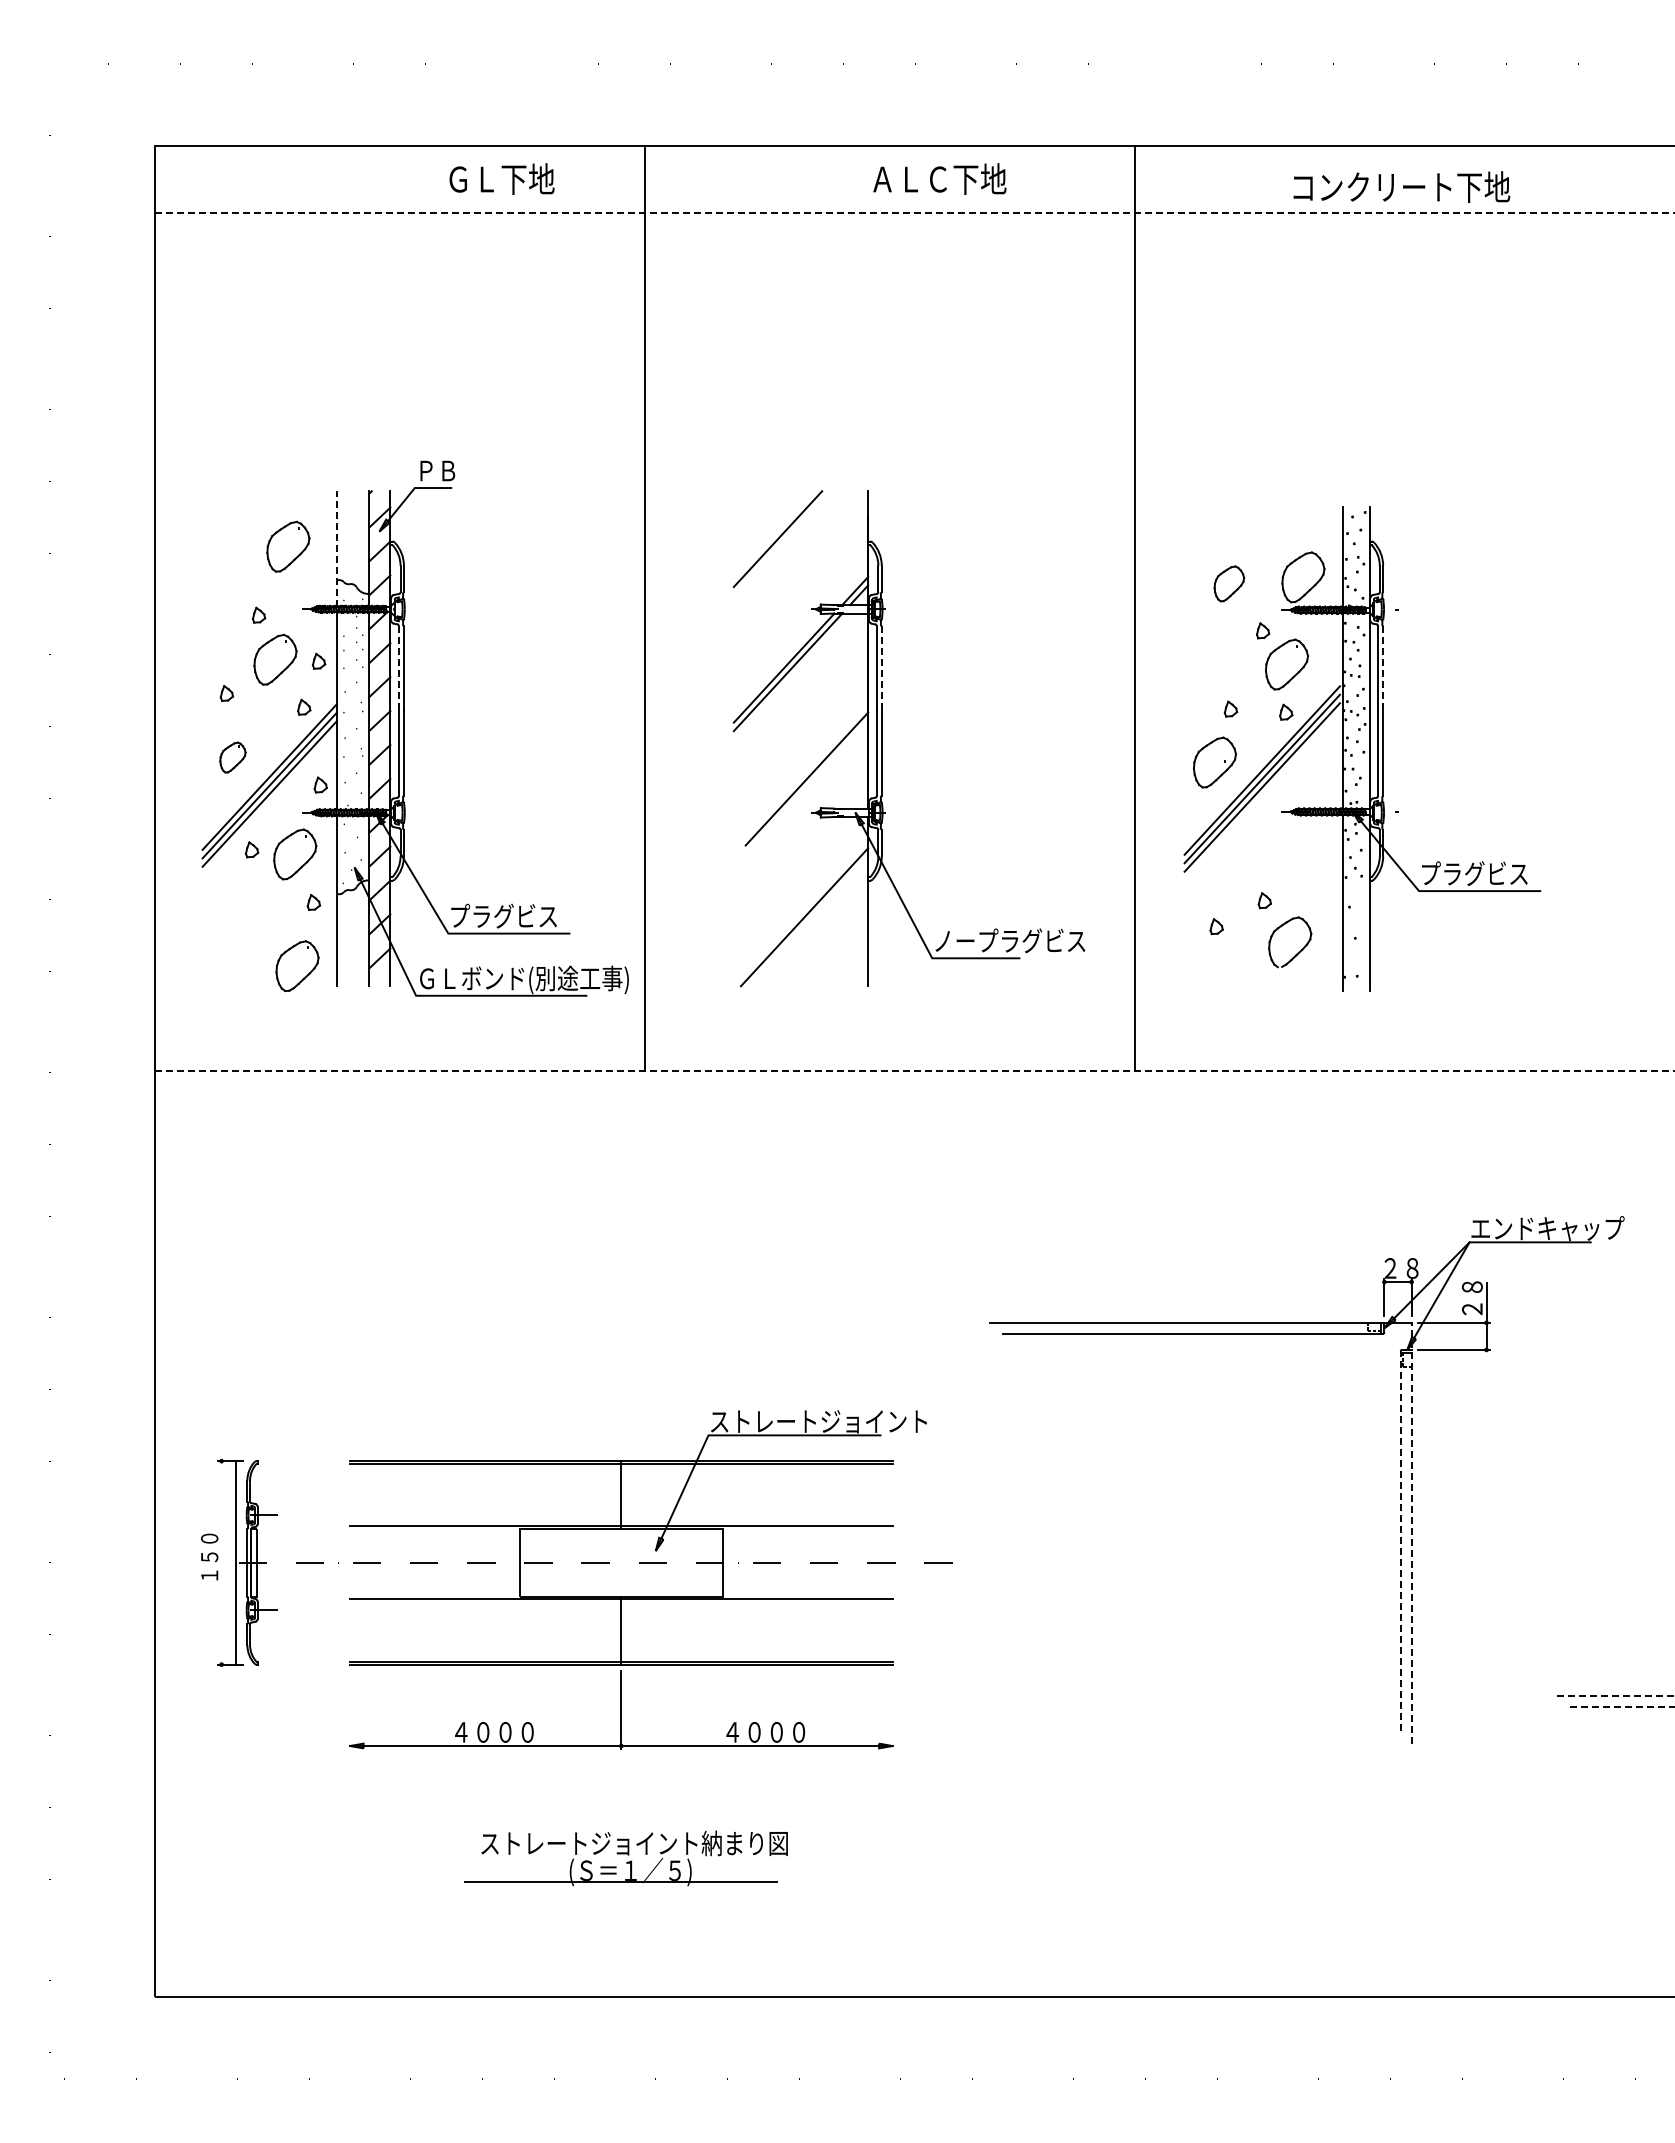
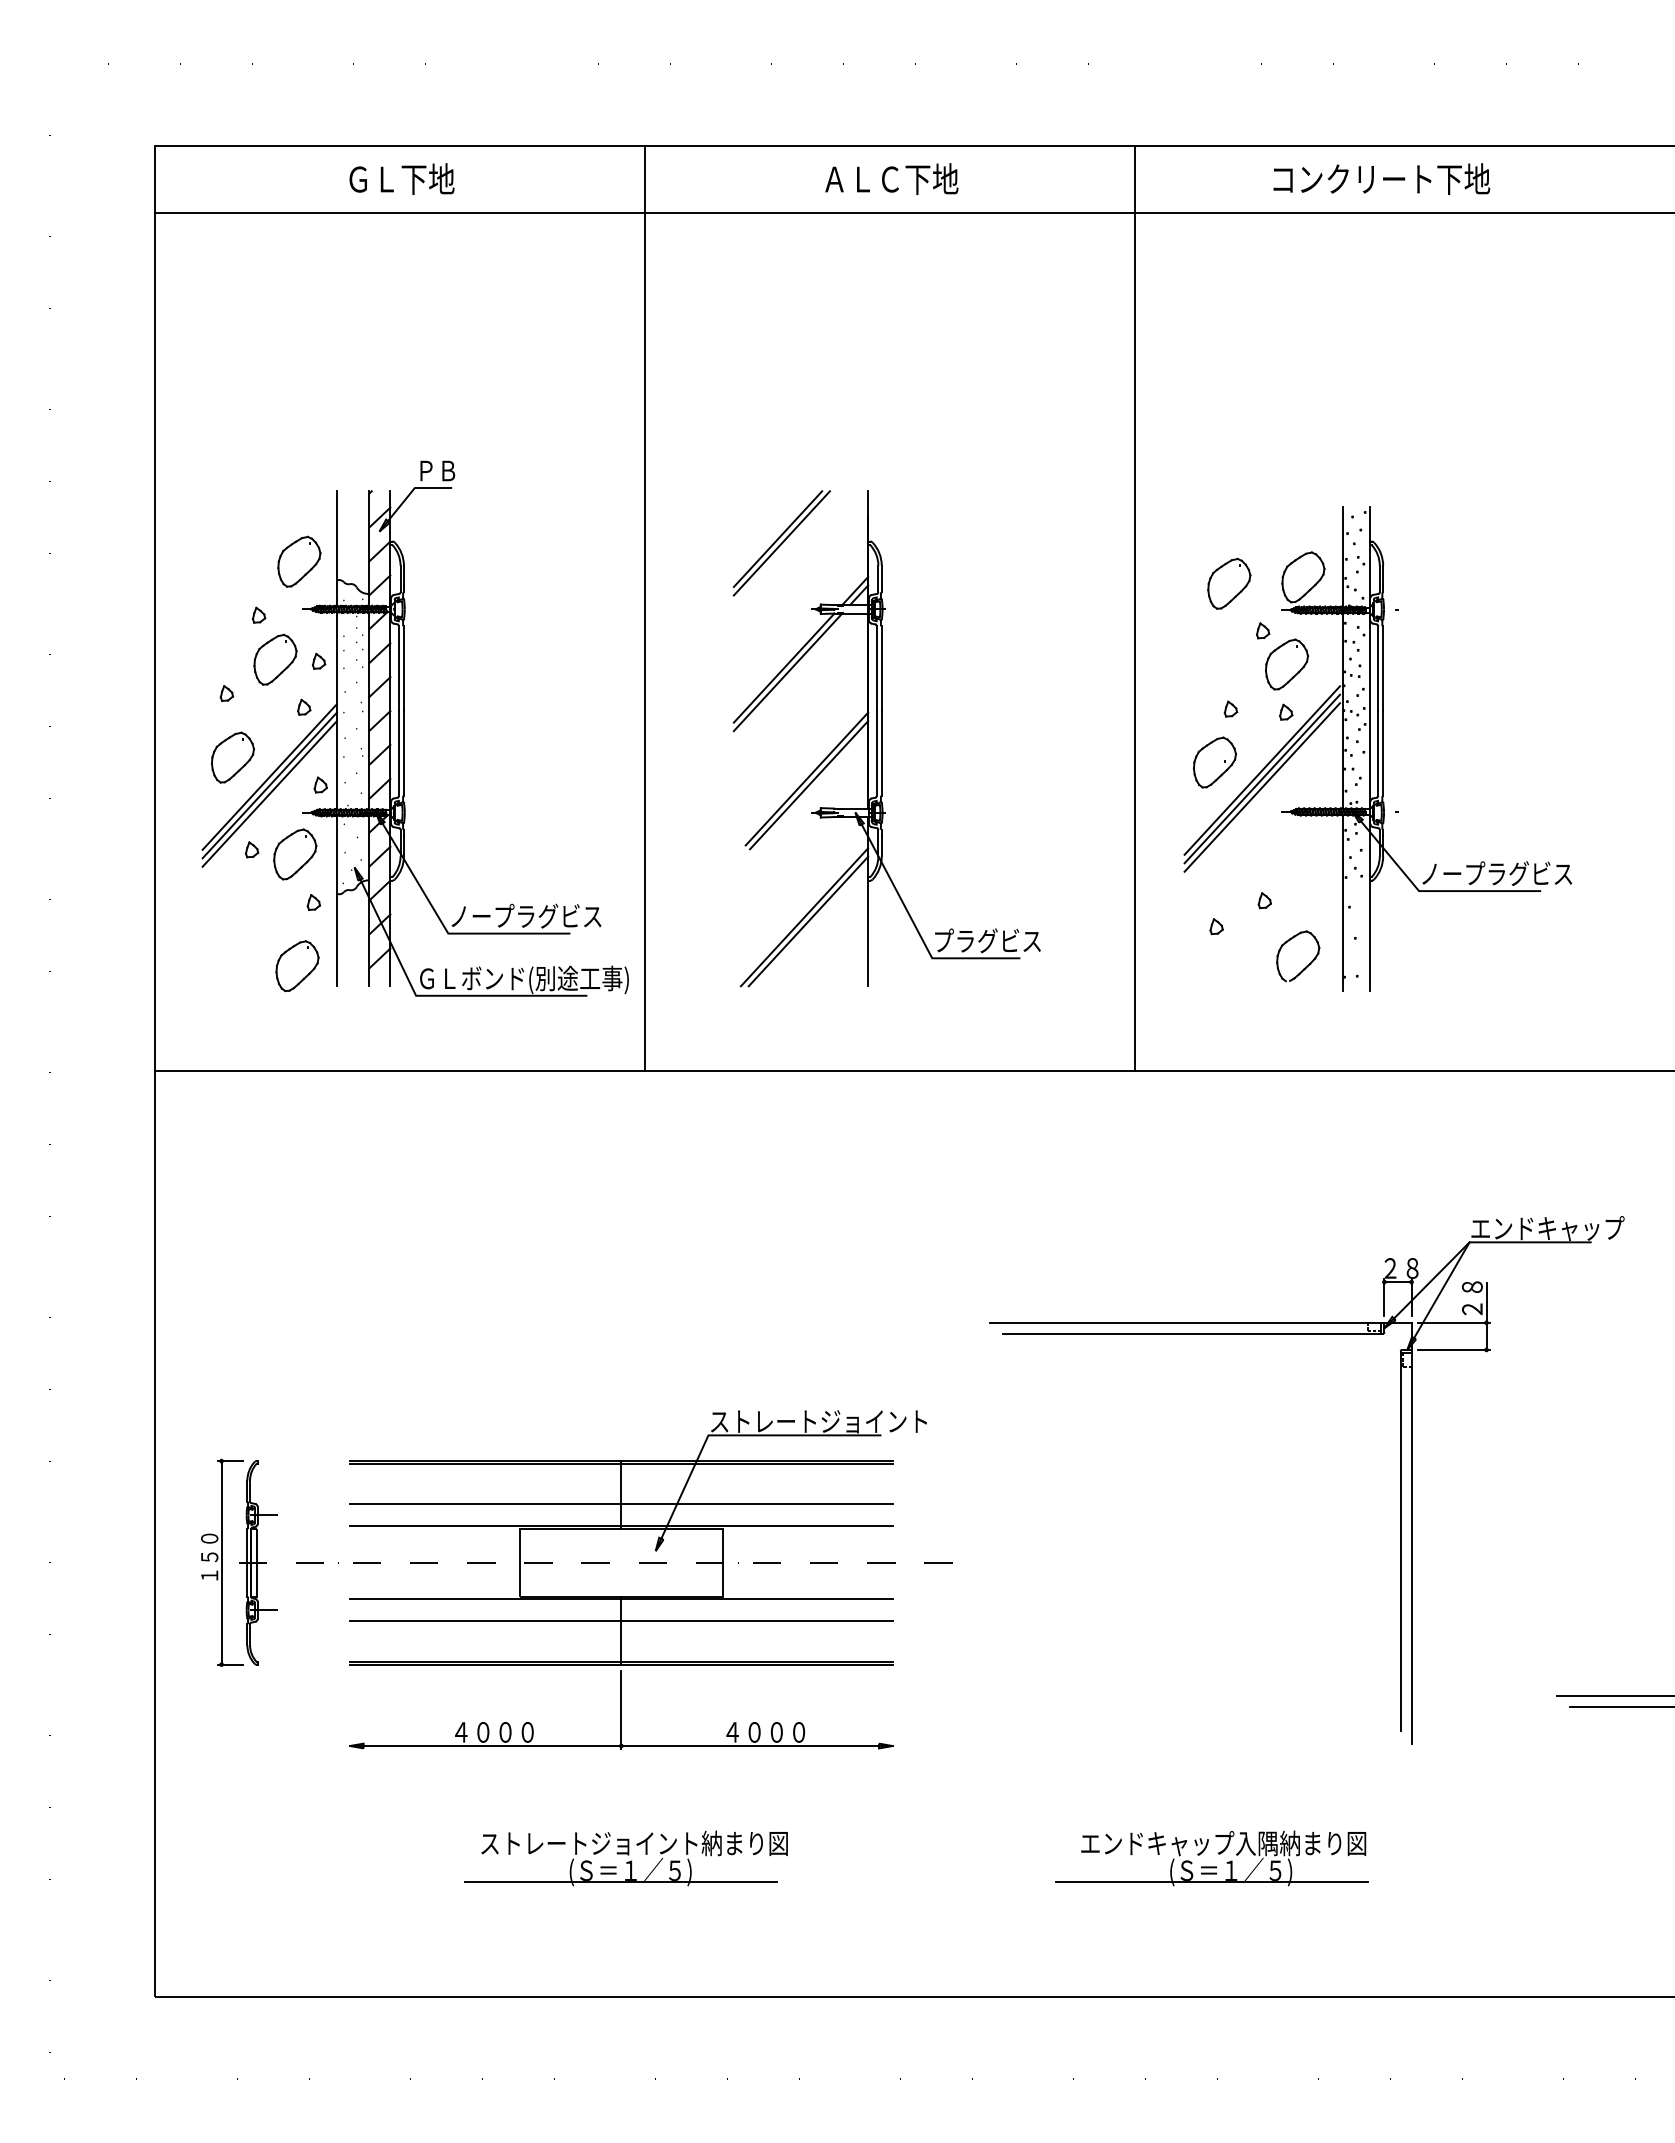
text position: (501, 178) -> (401, 178) (401, 178)
text position: (939, 178) -> (891, 178) (891, 178)
text position: (1401, 186) -> (1381, 178) (1381, 178)
line: dashed -> solid (914, 213)
line: none -> present (781, 543)
part position: (288, 546) -> (299, 561) (299, 561)
line: dashed -> solid (336, 549)
part size: 33x38 px -> 45x52 px (1229, 583)
line: dashed -> solid (398, 668)
line: dashed -> solid (881, 669)
line: dashed -> solid (1383, 669)
part size: 28x33 px -> 44x53 px (232, 757)
line: none -> present (809, 785)
text: プラグビス -> ノープラグビス (1497, 873)
text: プラグビス -> ノープラグビス (526, 915)
line: none -> present (808, 921)
text: ノープラグビス -> プラグビス (1010, 940)
part position: (1297, 952) -> (1305, 966) (1305, 966)
line: dashed -> solid (914, 1071)
line: none -> present (621, 1504)
line: dashed -> solid (1411, 1533)
line: dashed -> solid (1400, 1542)
line position: (235, 1562) -> (221, 1562) (221, 1562)
line: none -> present (621, 1621)
line: dashed -> solid (1615, 1696)
line: dashed -> solid (1622, 1706)
part: none -> present (1211, 1866)
